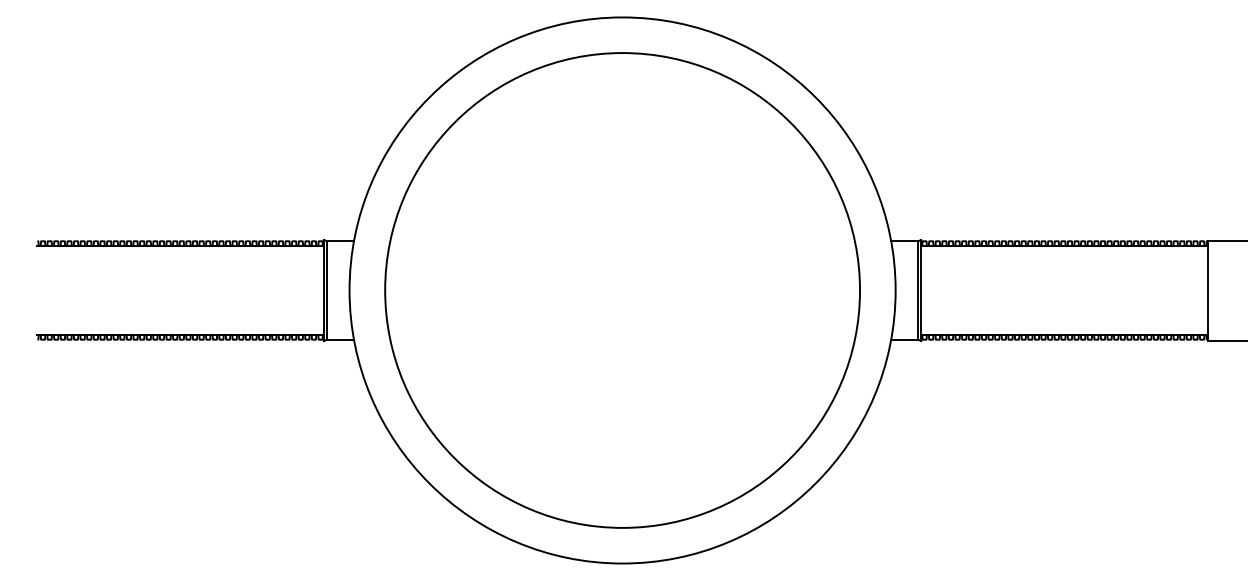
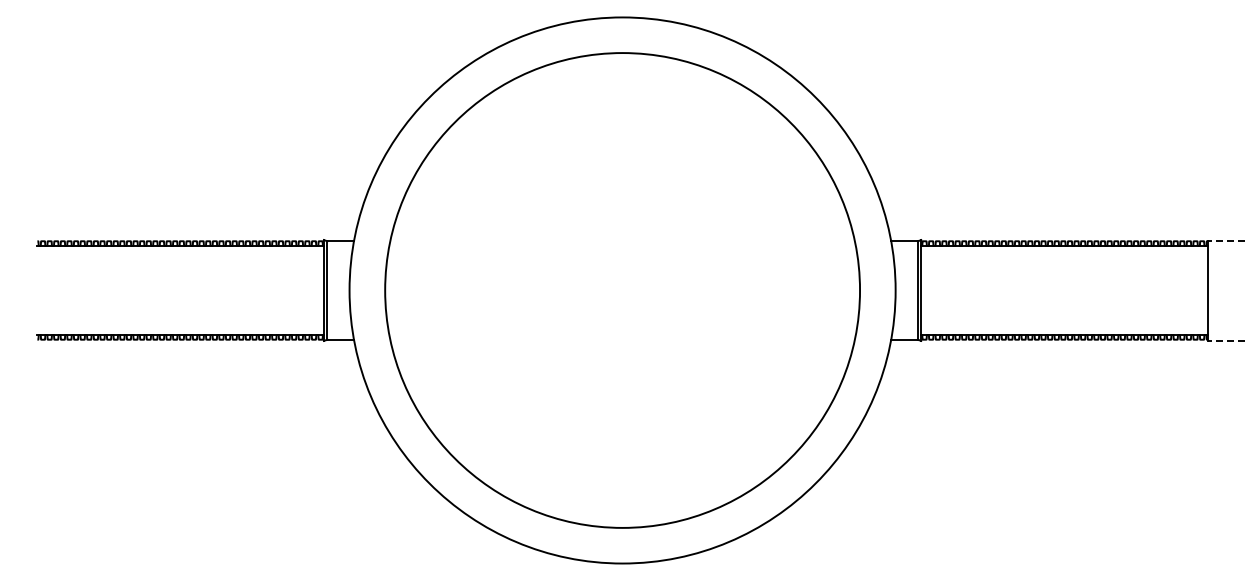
line: solid -> dashed (1227, 240)
line: solid -> dashed (1227, 341)
